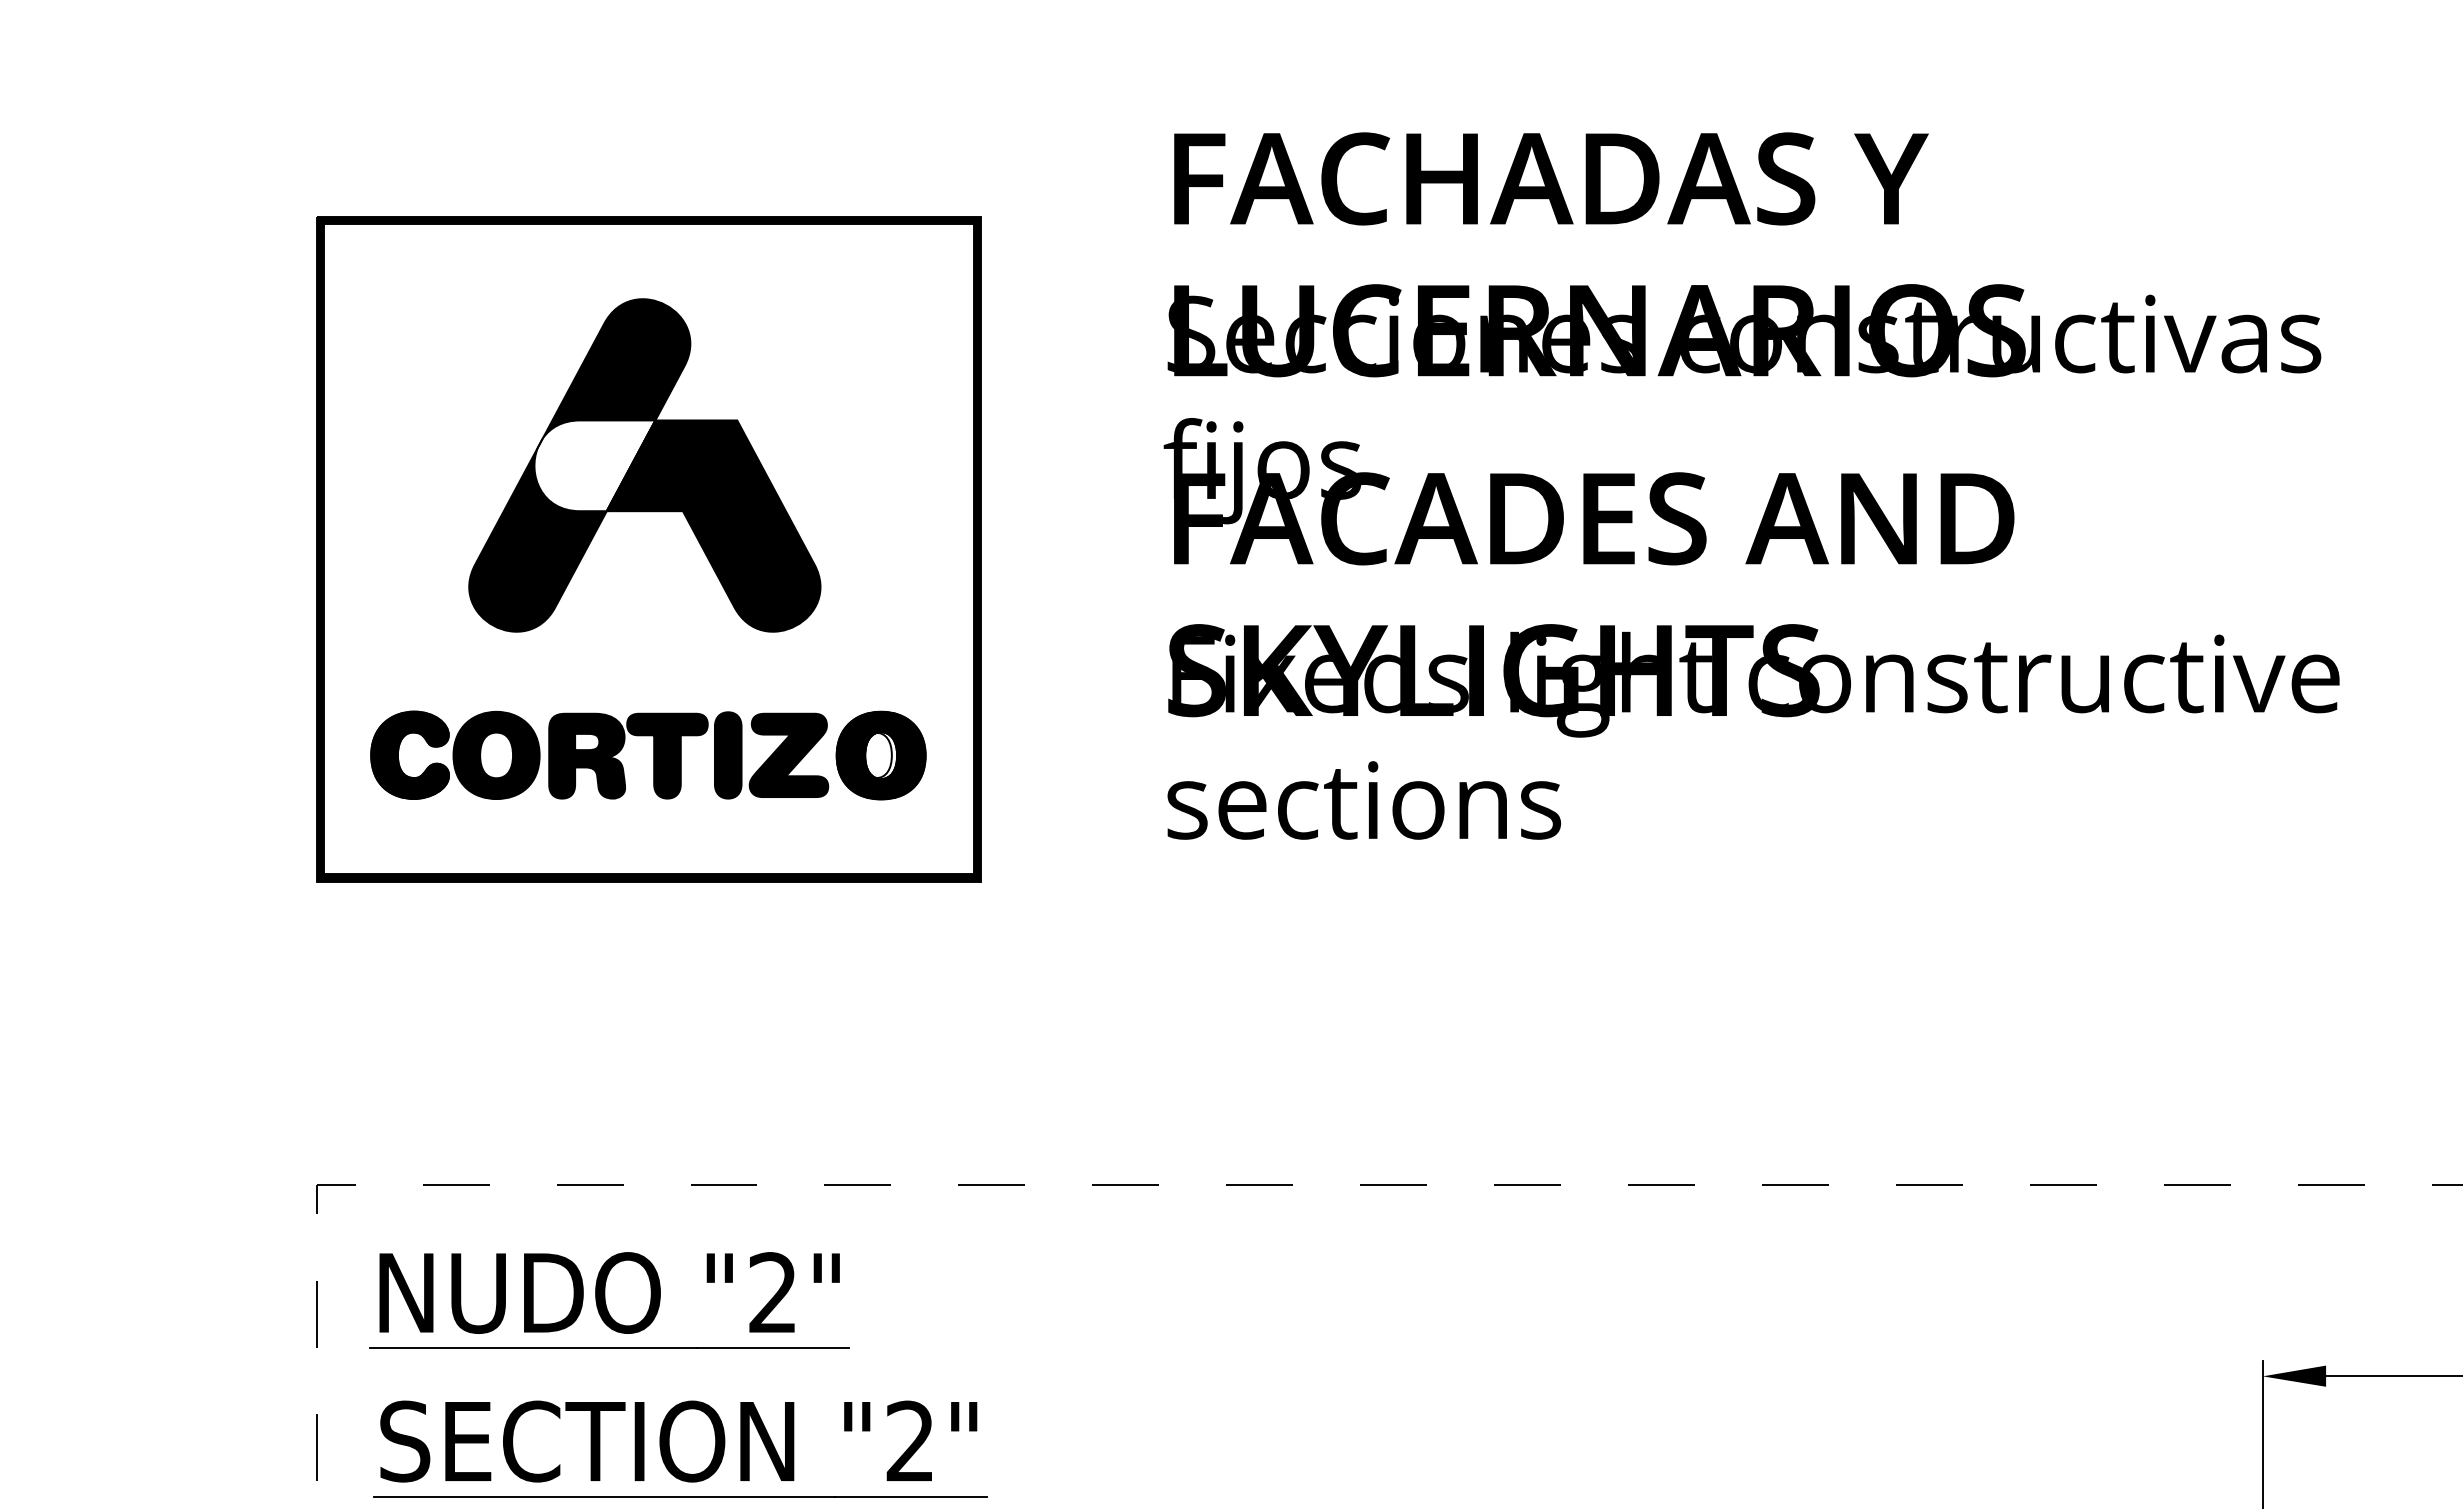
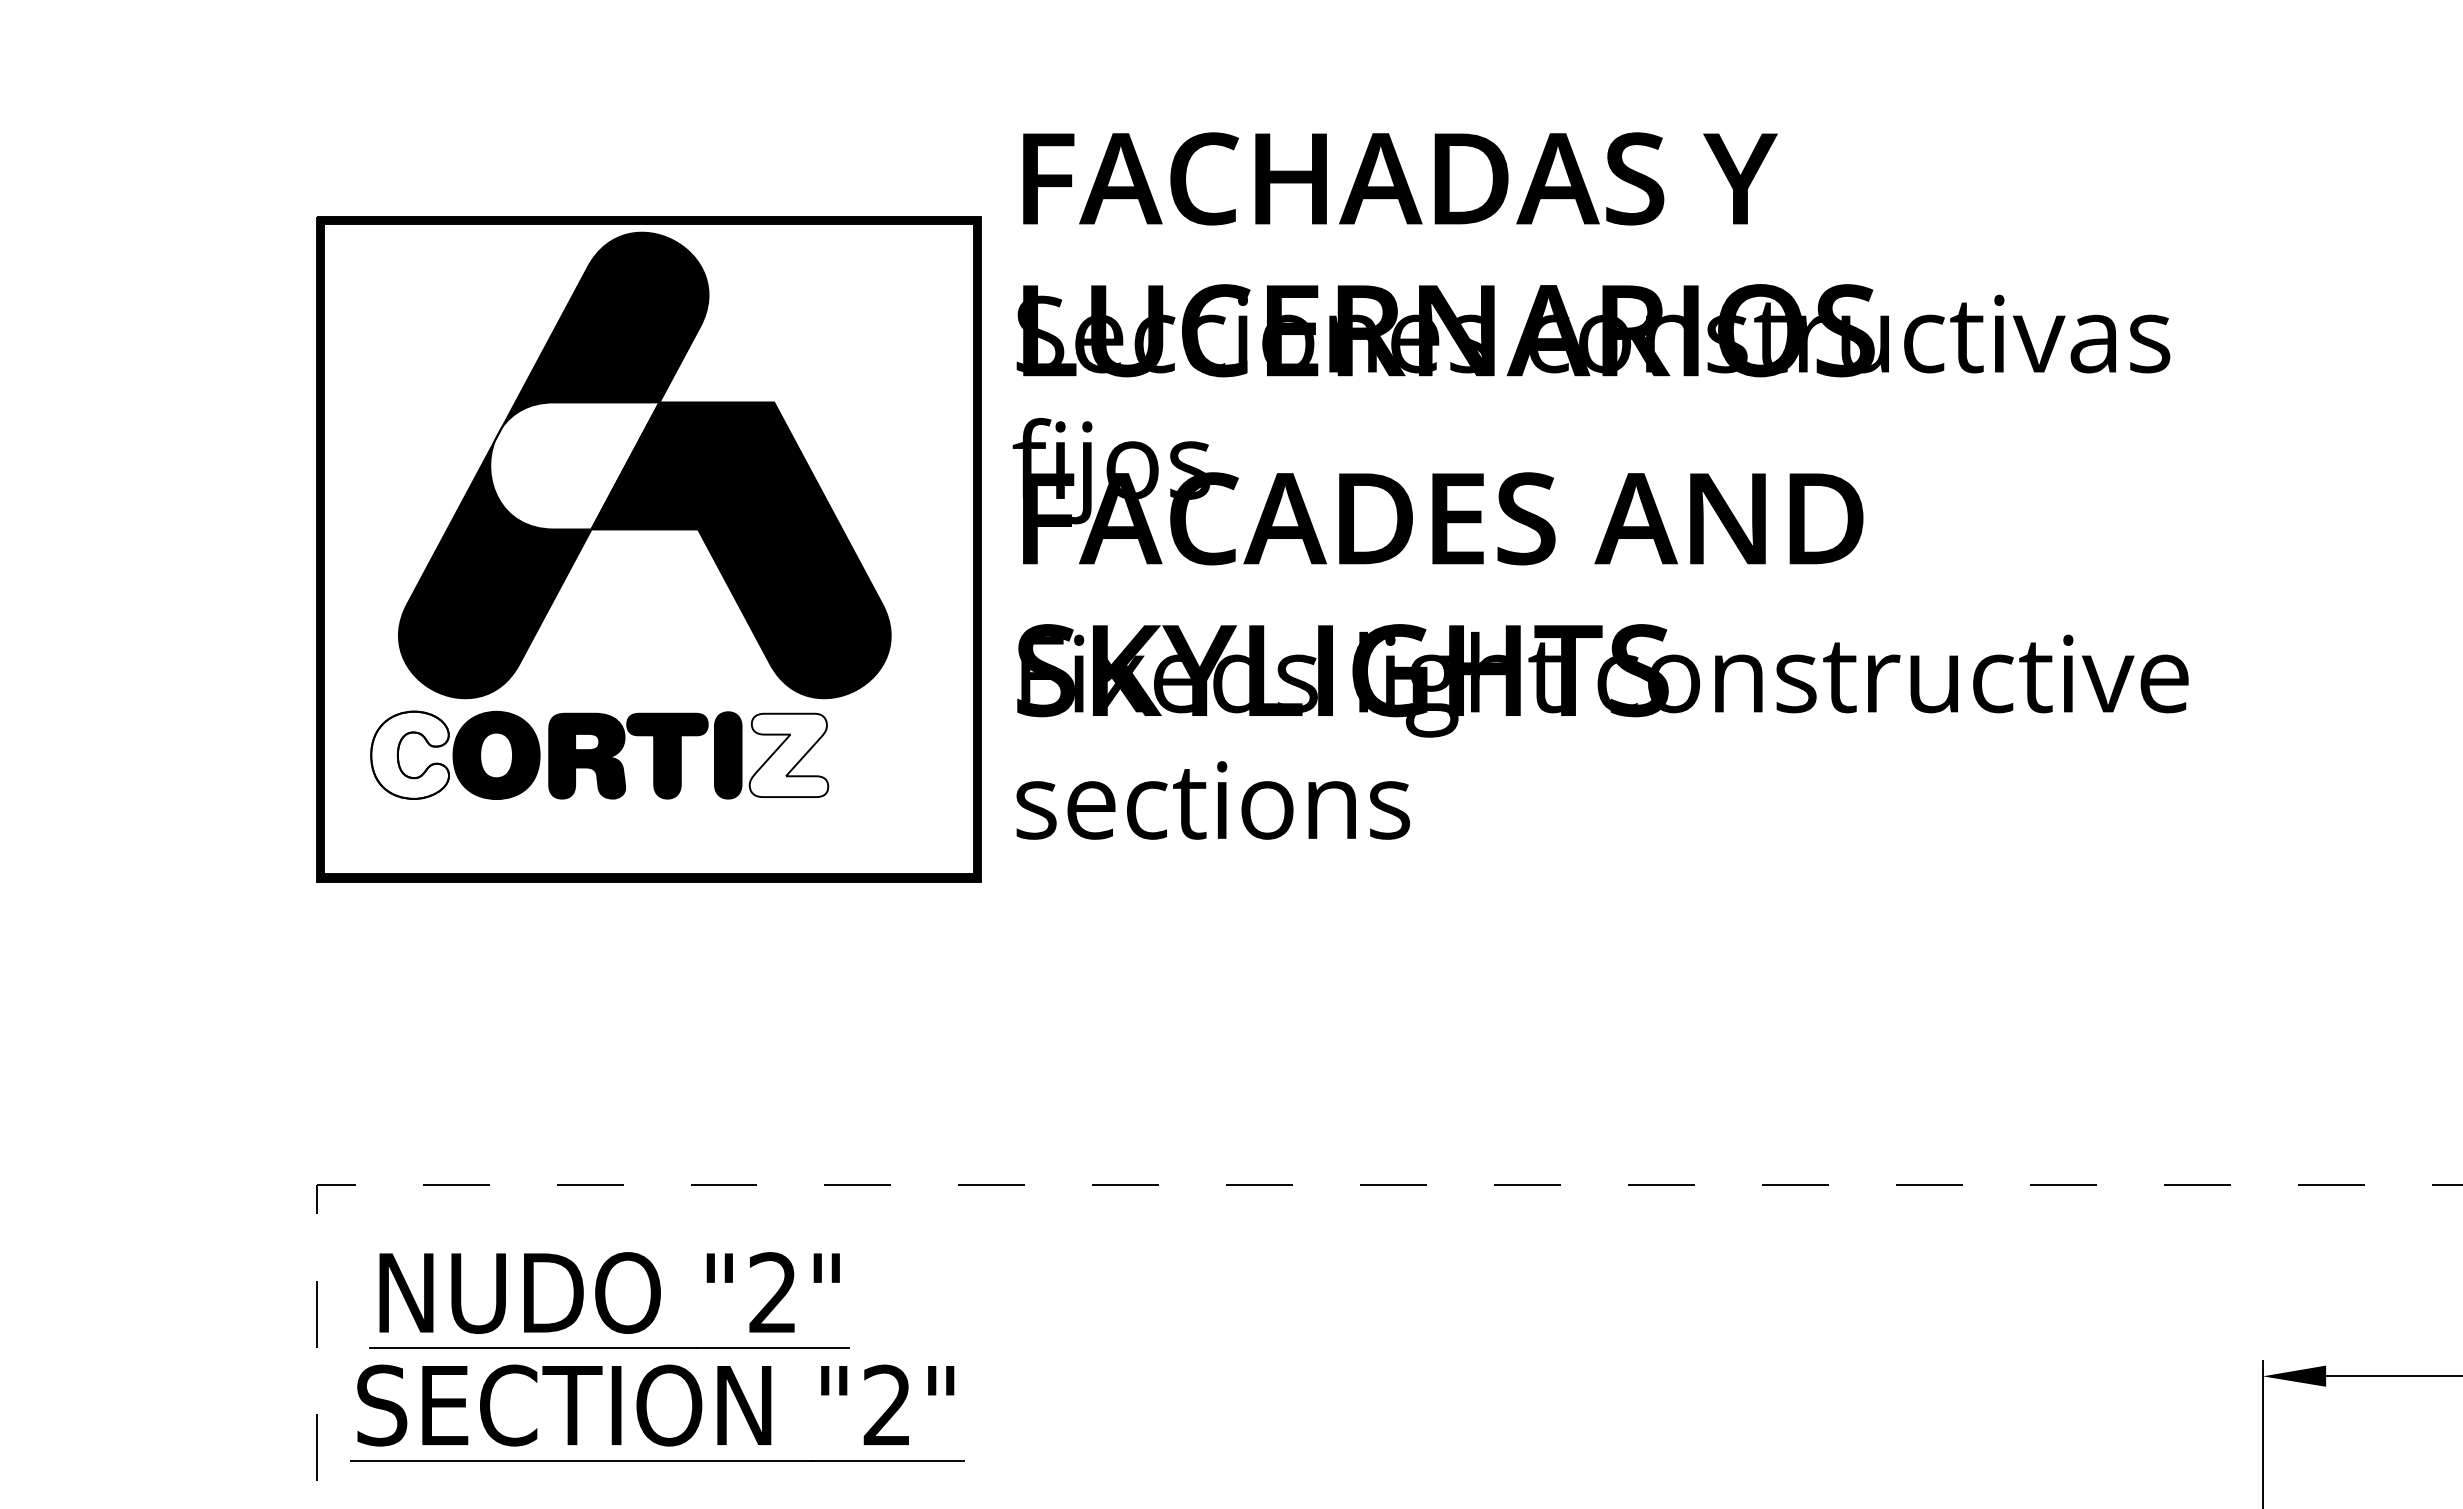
part size: 354x335 px -> 494x469 px (644, 465)
text position: (1751, 485) -> (1600, 485) (1600, 485)
fill: present -> none (410, 754)
fill: present -> none (788, 755)
part: present -> none (880, 755)
part position: (680, 1448) -> (657, 1412) (657, 1412)
